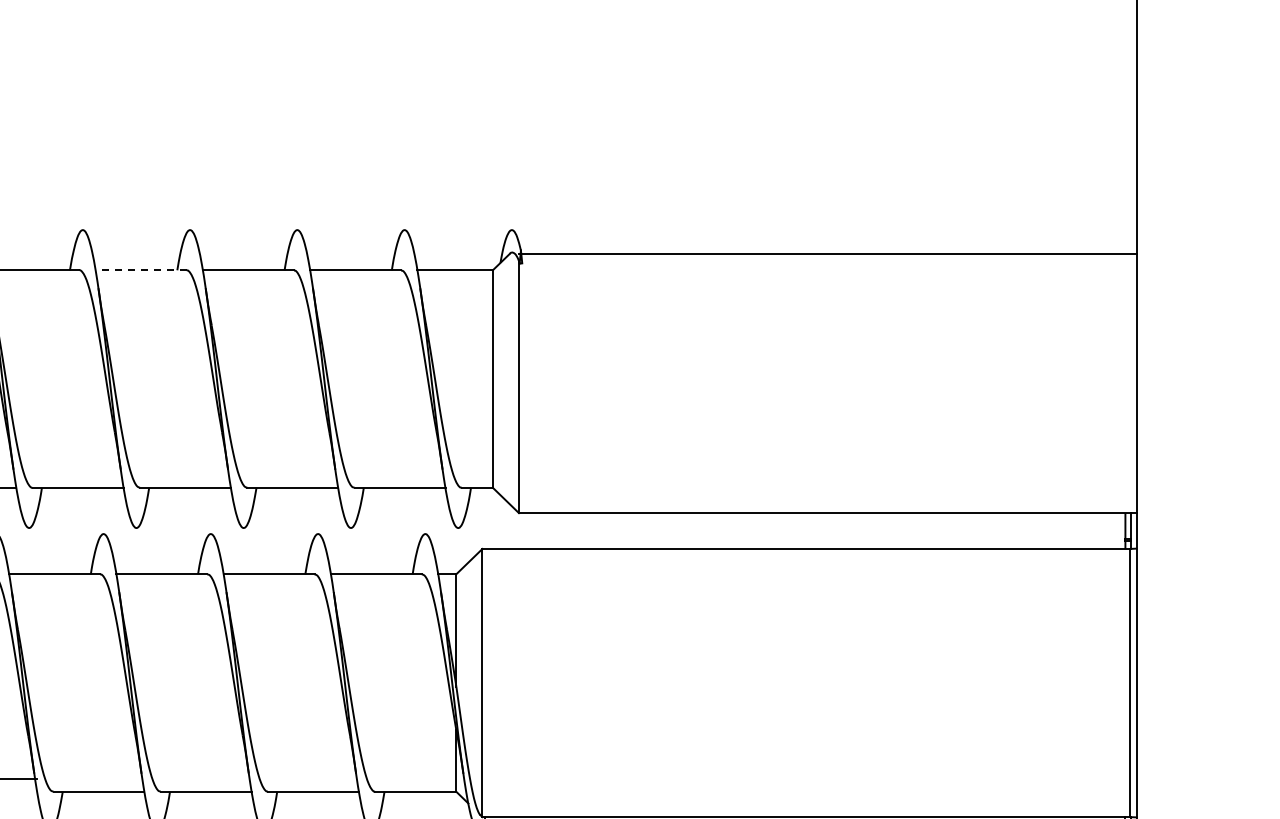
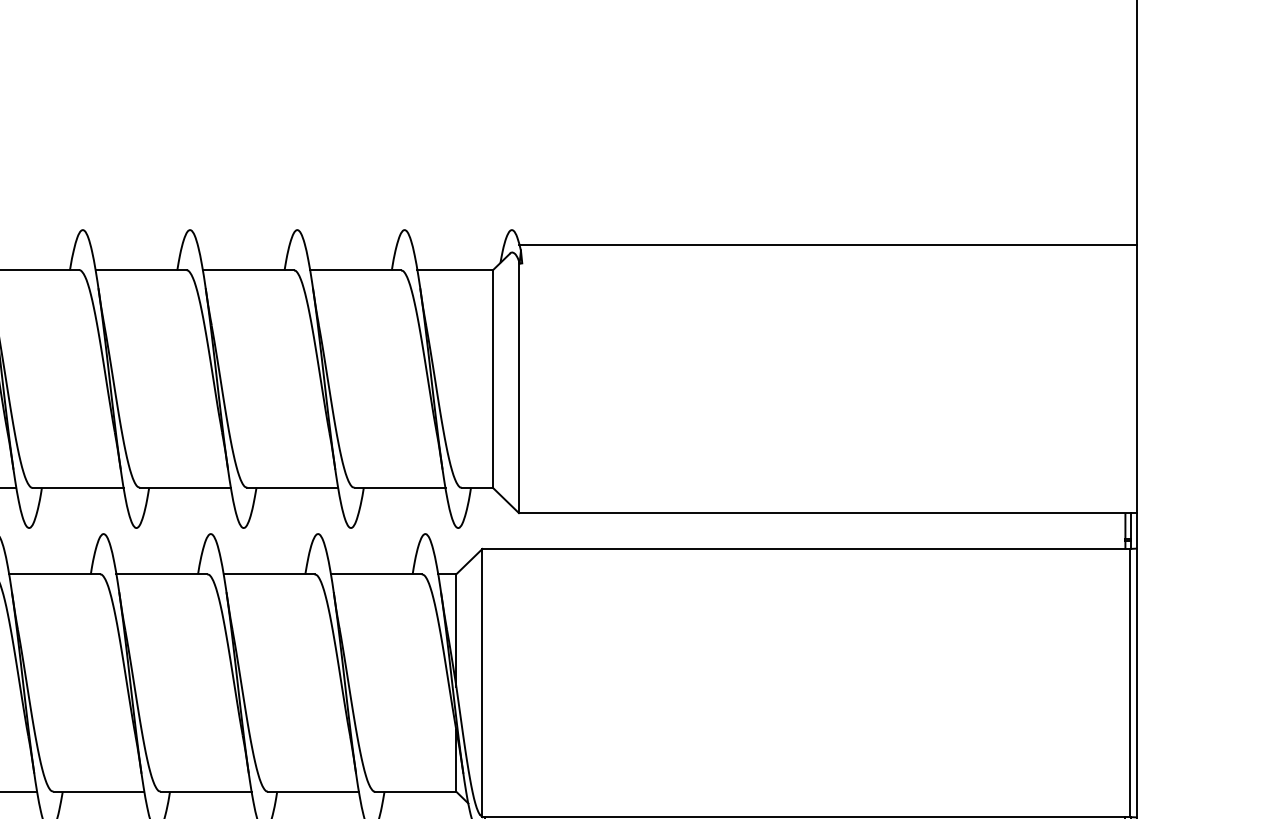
line position: (827, 253) -> (827, 244) (827, 244)
line: dashed -> solid (140, 270)
line position: (19, 778) -> (19, 791) (19, 791)
